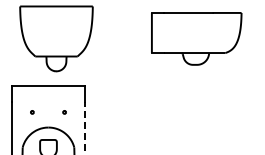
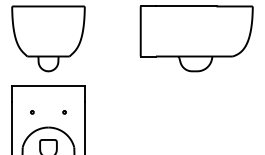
part position: (56, 38) -> (48, 38) (48, 38)
part size: 92x54 px -> 115x68 px (196, 38)
line: dashed -> solid (84, 127)
